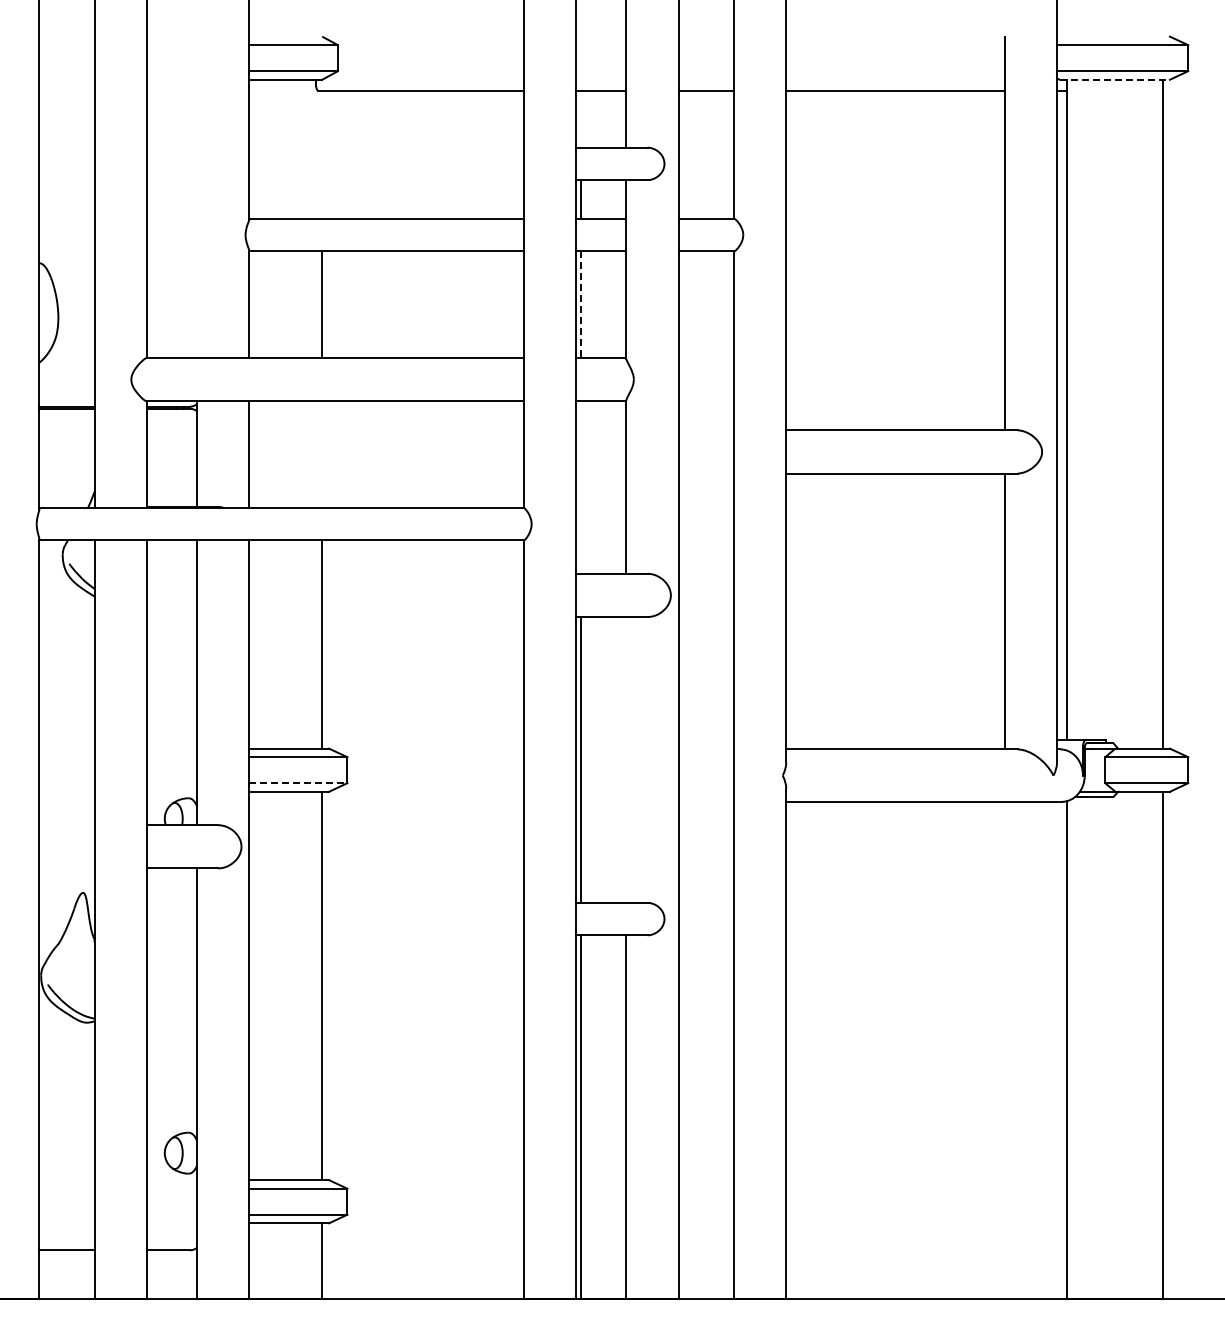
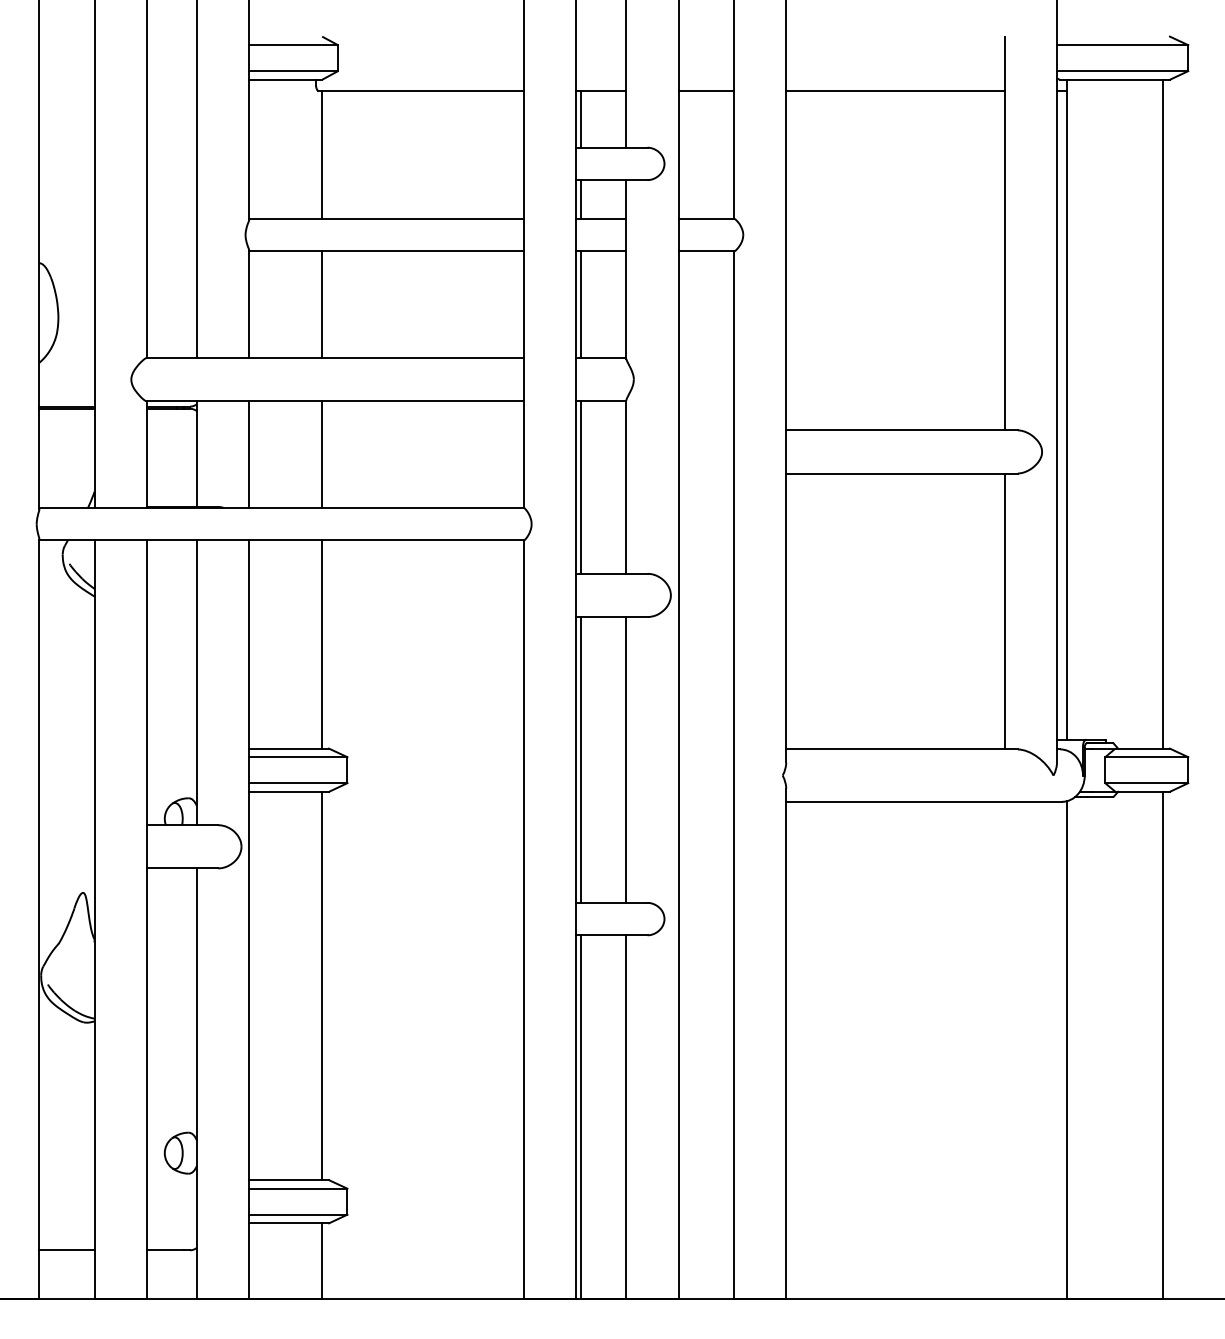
line: dashed -> solid (1115, 79)
line: none -> present (581, 118)
line: none -> present (322, 154)
line: none -> present (196, 180)
line: dashed -> solid (581, 305)
line: none -> present (322, 454)
line: none -> present (581, 487)
line: none -> present (626, 759)
line: dashed -> solid (298, 783)
